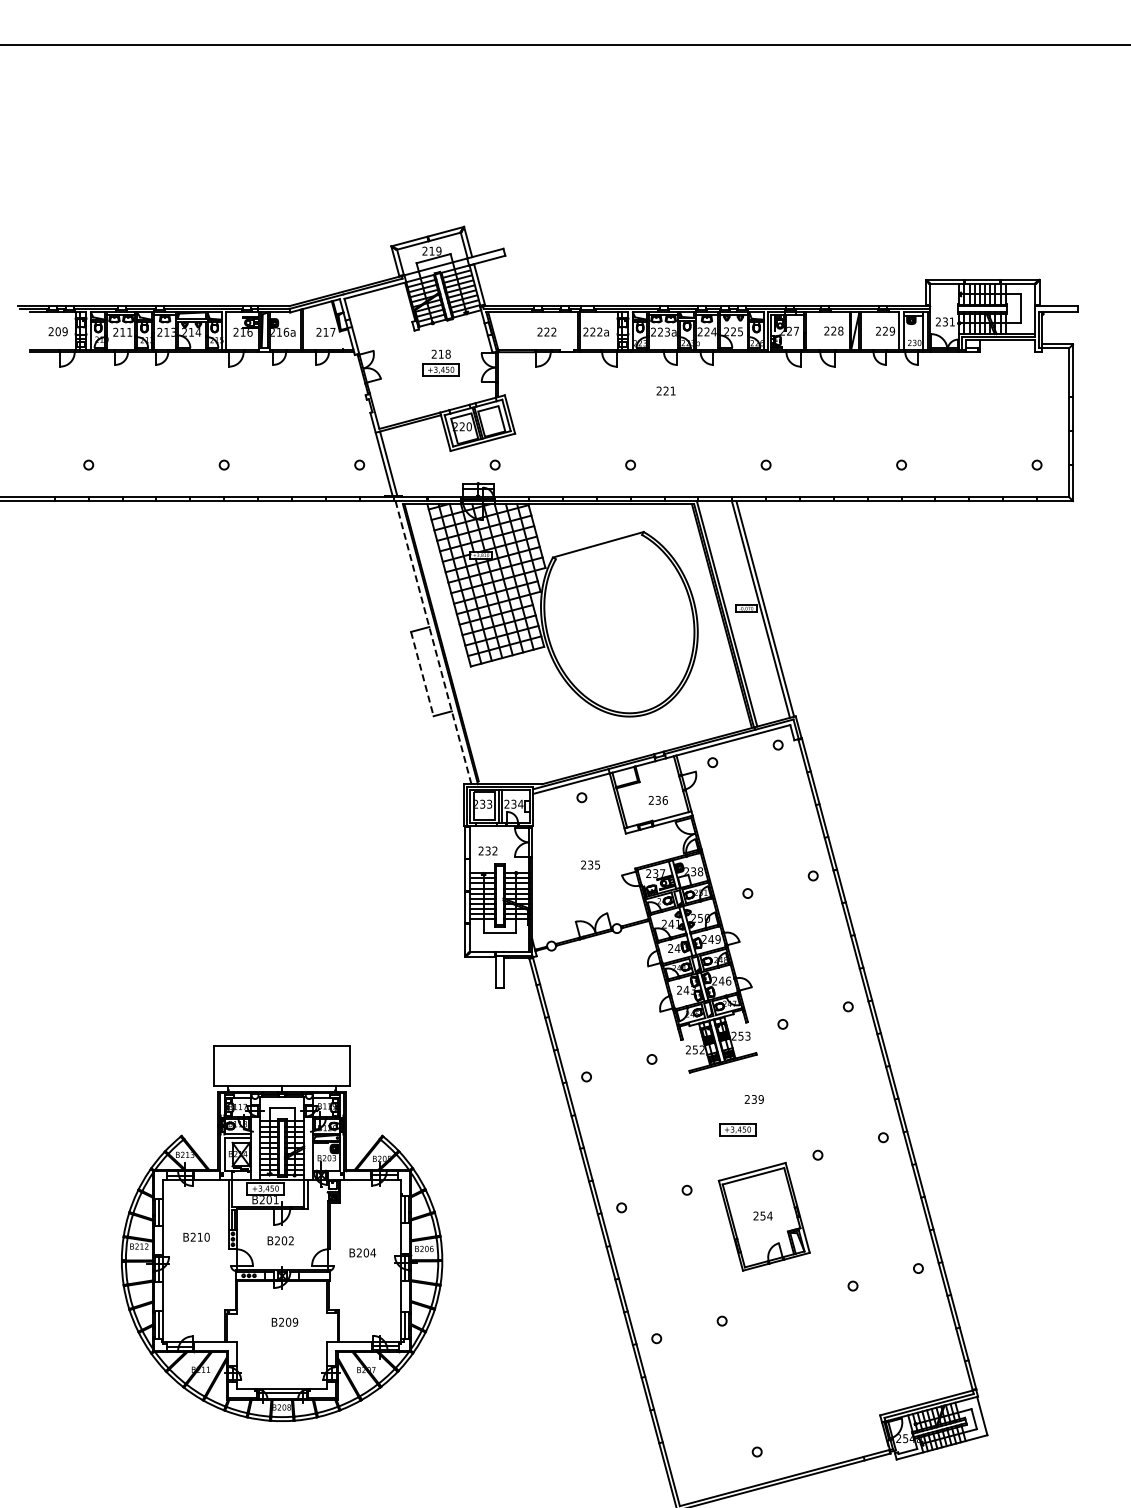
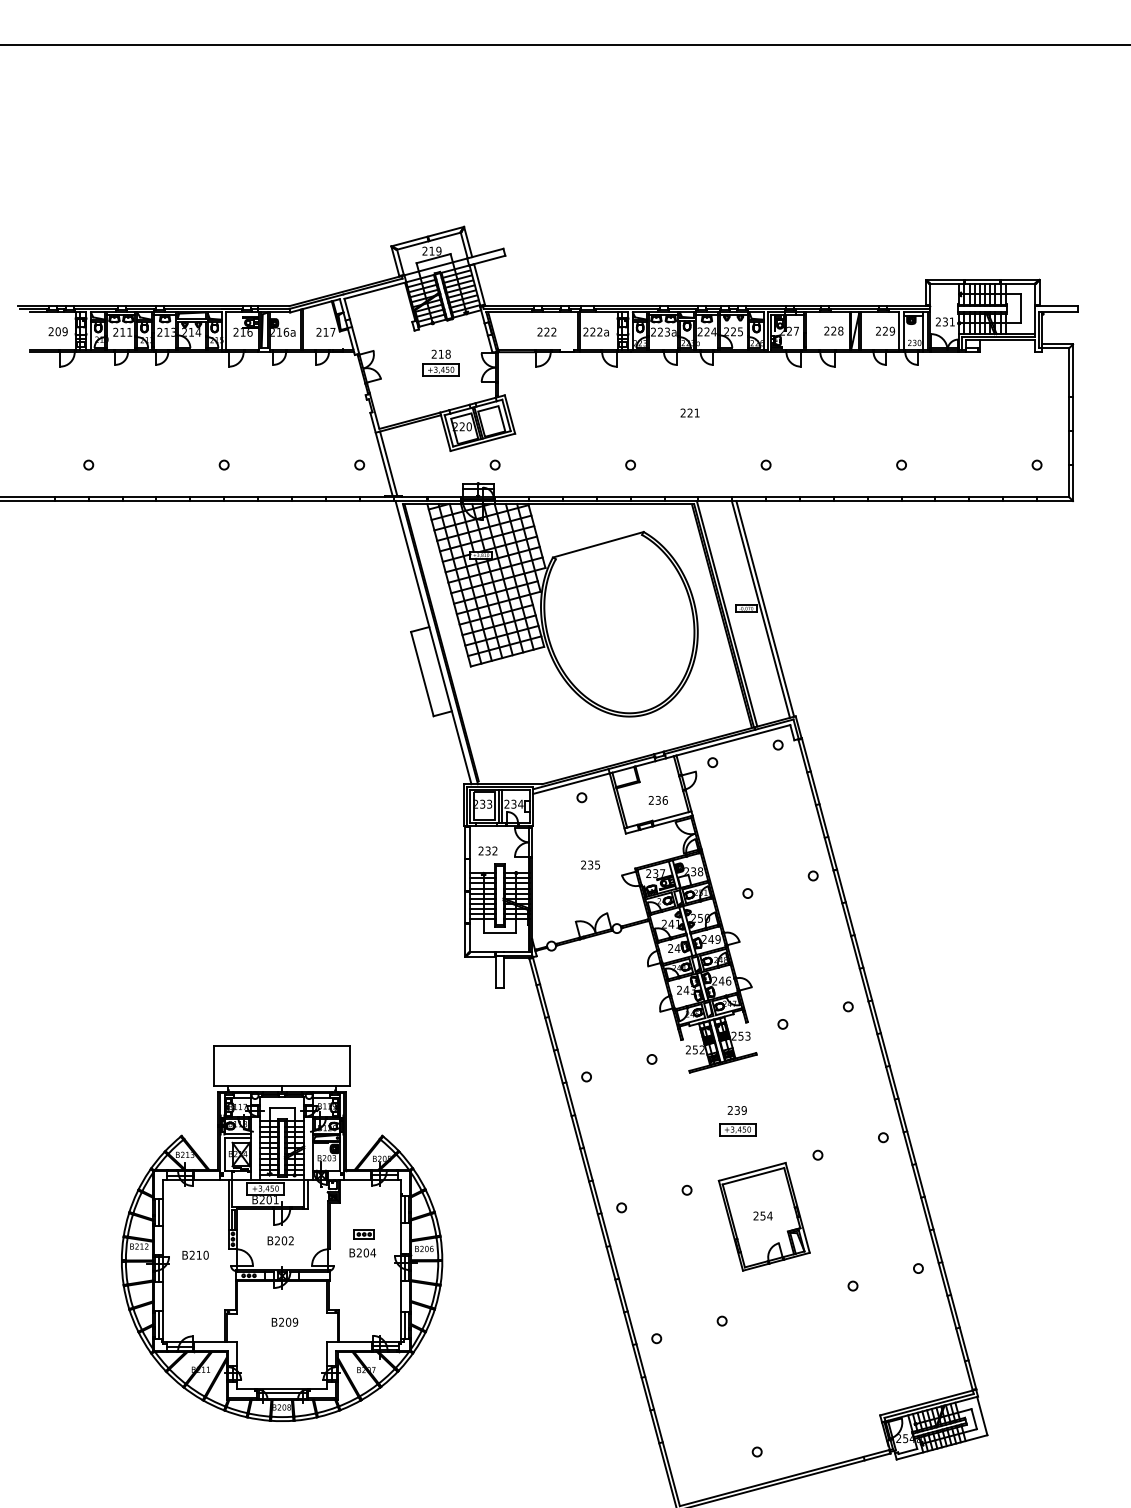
text position: (665, 390) -> (689, 412) (689, 412)
line: dashed -> solid (433, 642)
line: dashed -> solid (422, 674)
text position: (753, 1099) -> (736, 1110) (736, 1110)
part: none -> present (363, 1234)
text position: (196, 1236) -> (195, 1254) (195, 1254)
